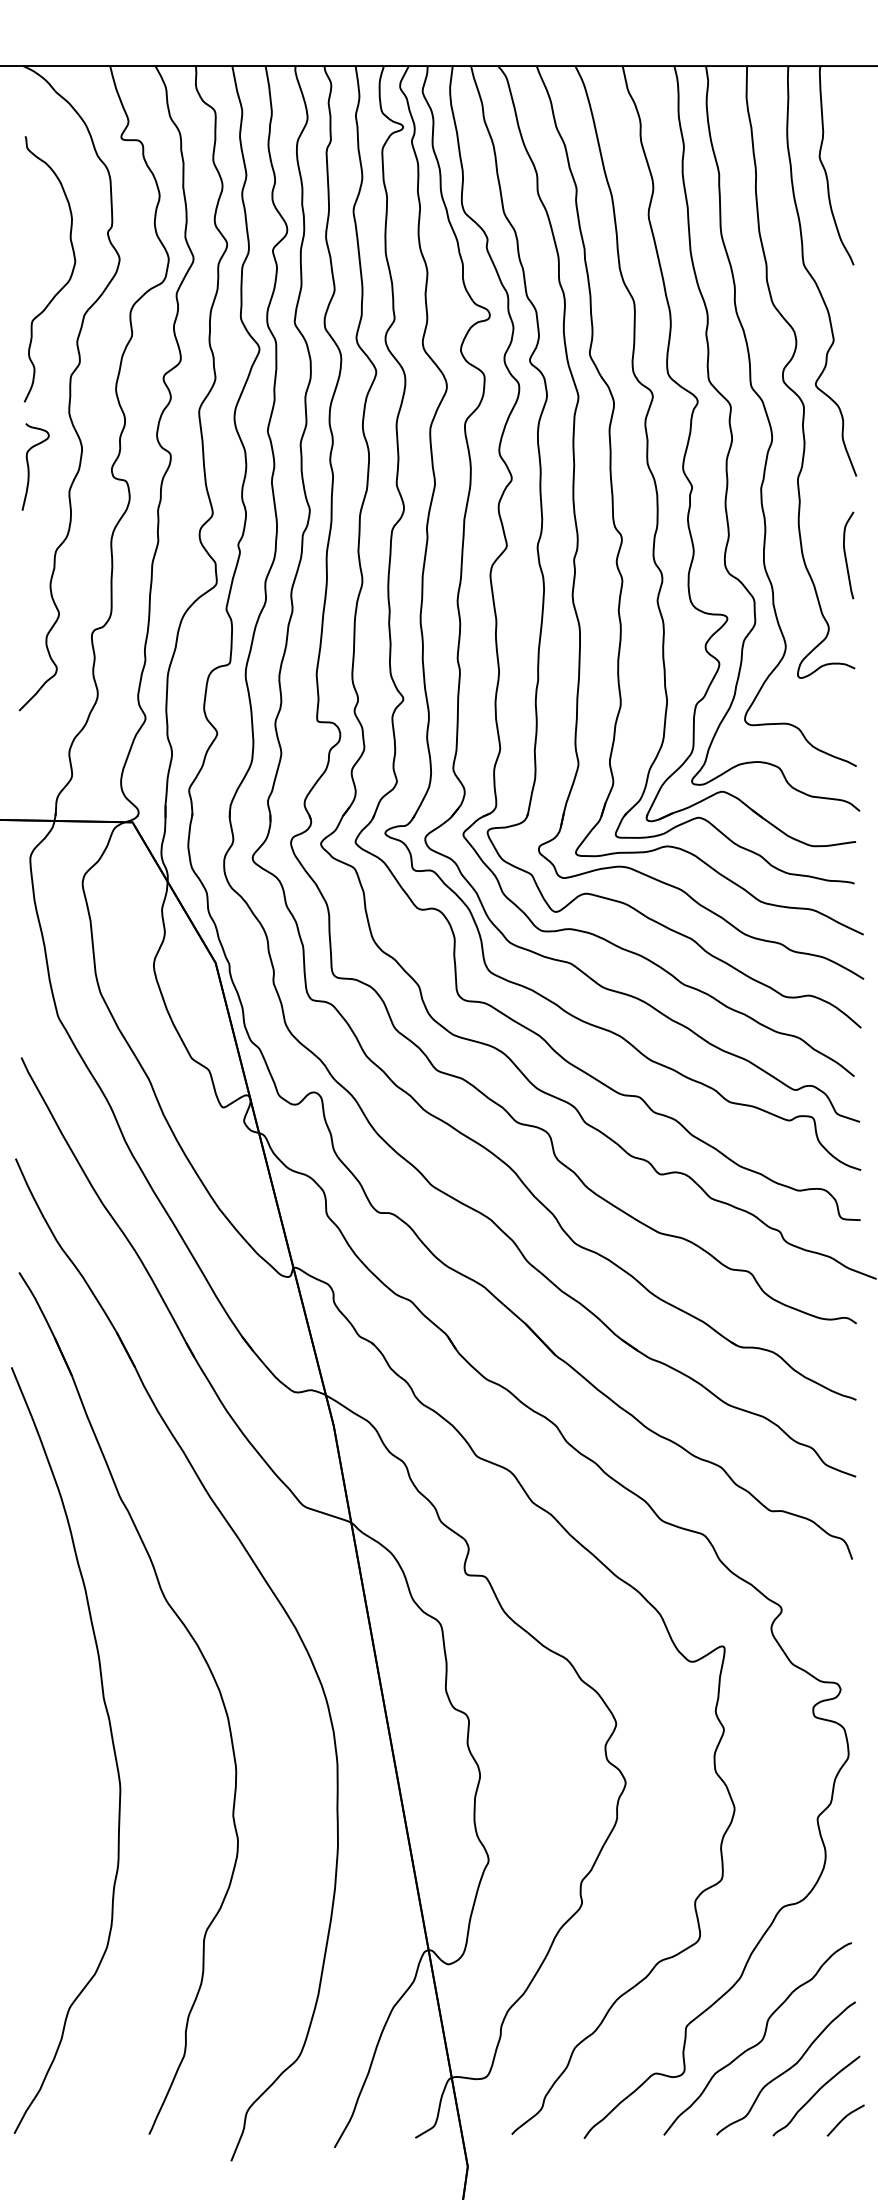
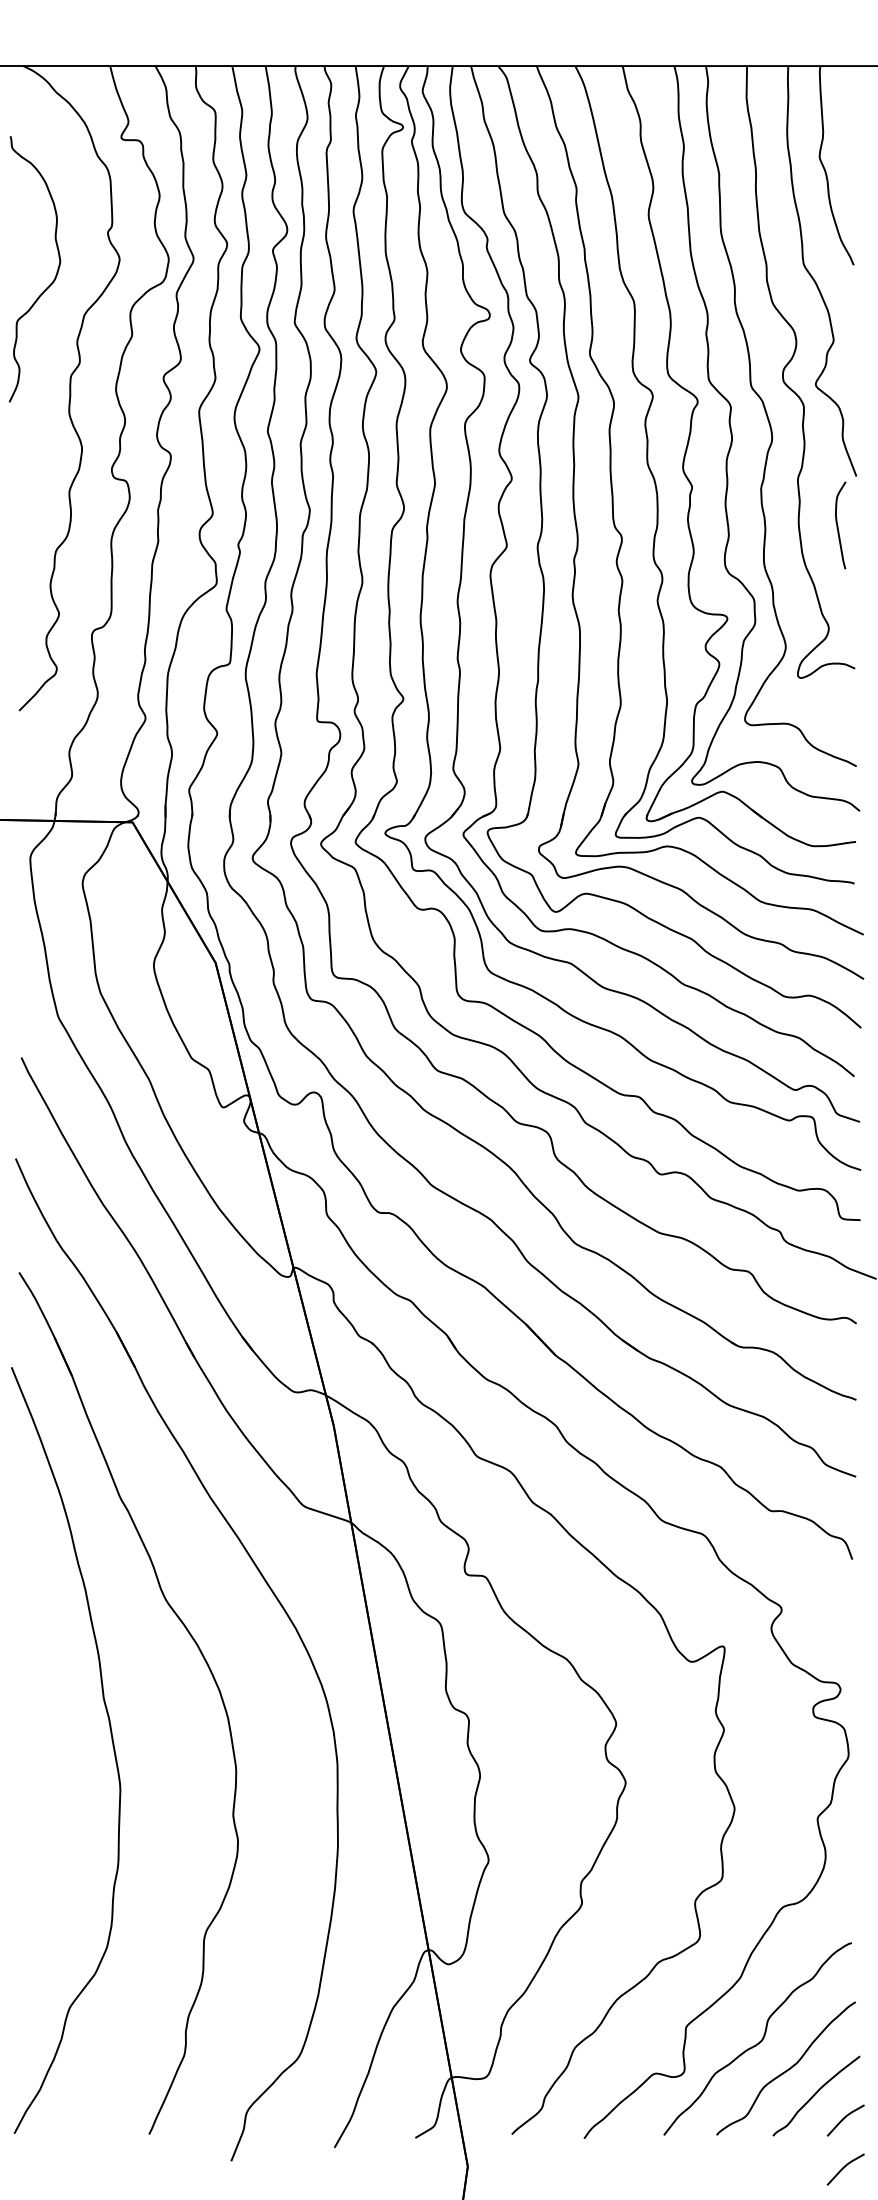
curve position: (64, 284) -> (49, 284) (49, 284)
curve: present -> none (29, 466)
curve position: (846, 555) -> (838, 525) (838, 525)
curve: none -> present (844, 2168)
